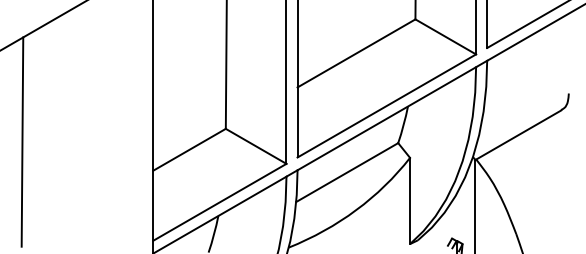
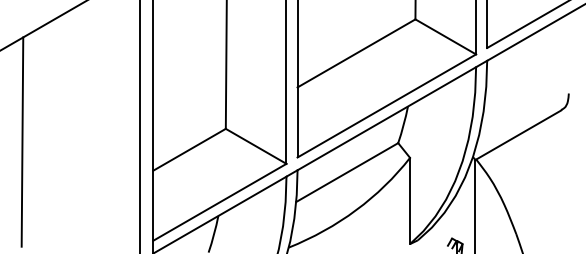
line: none -> present (139, 126)
